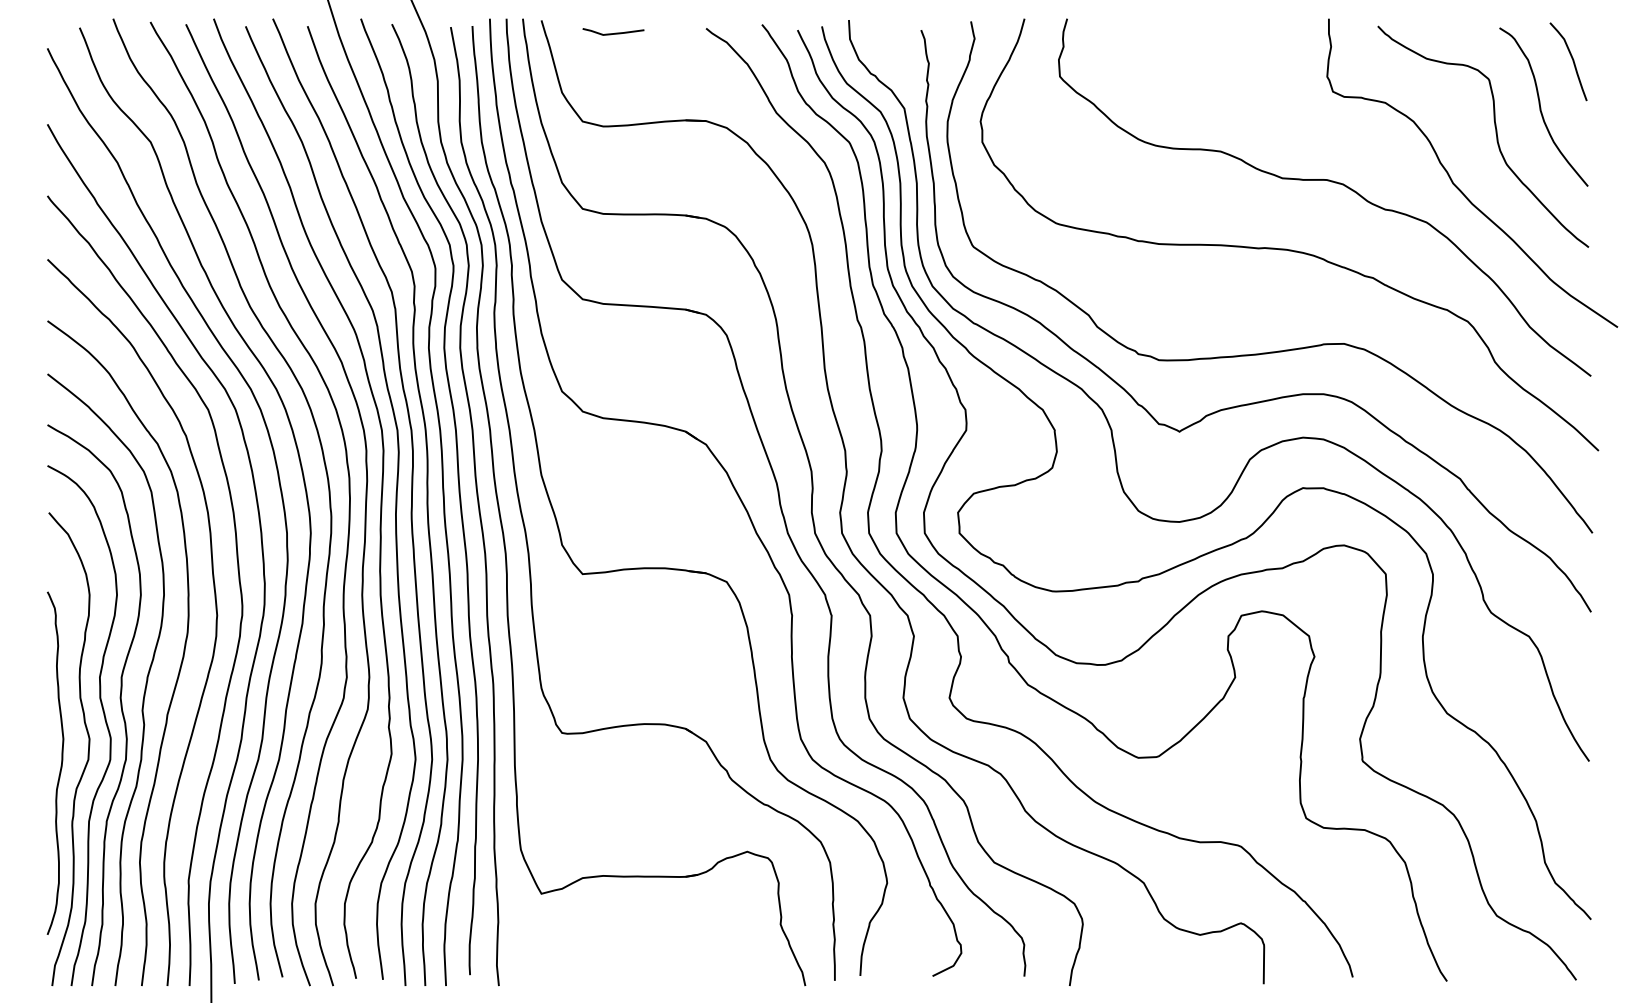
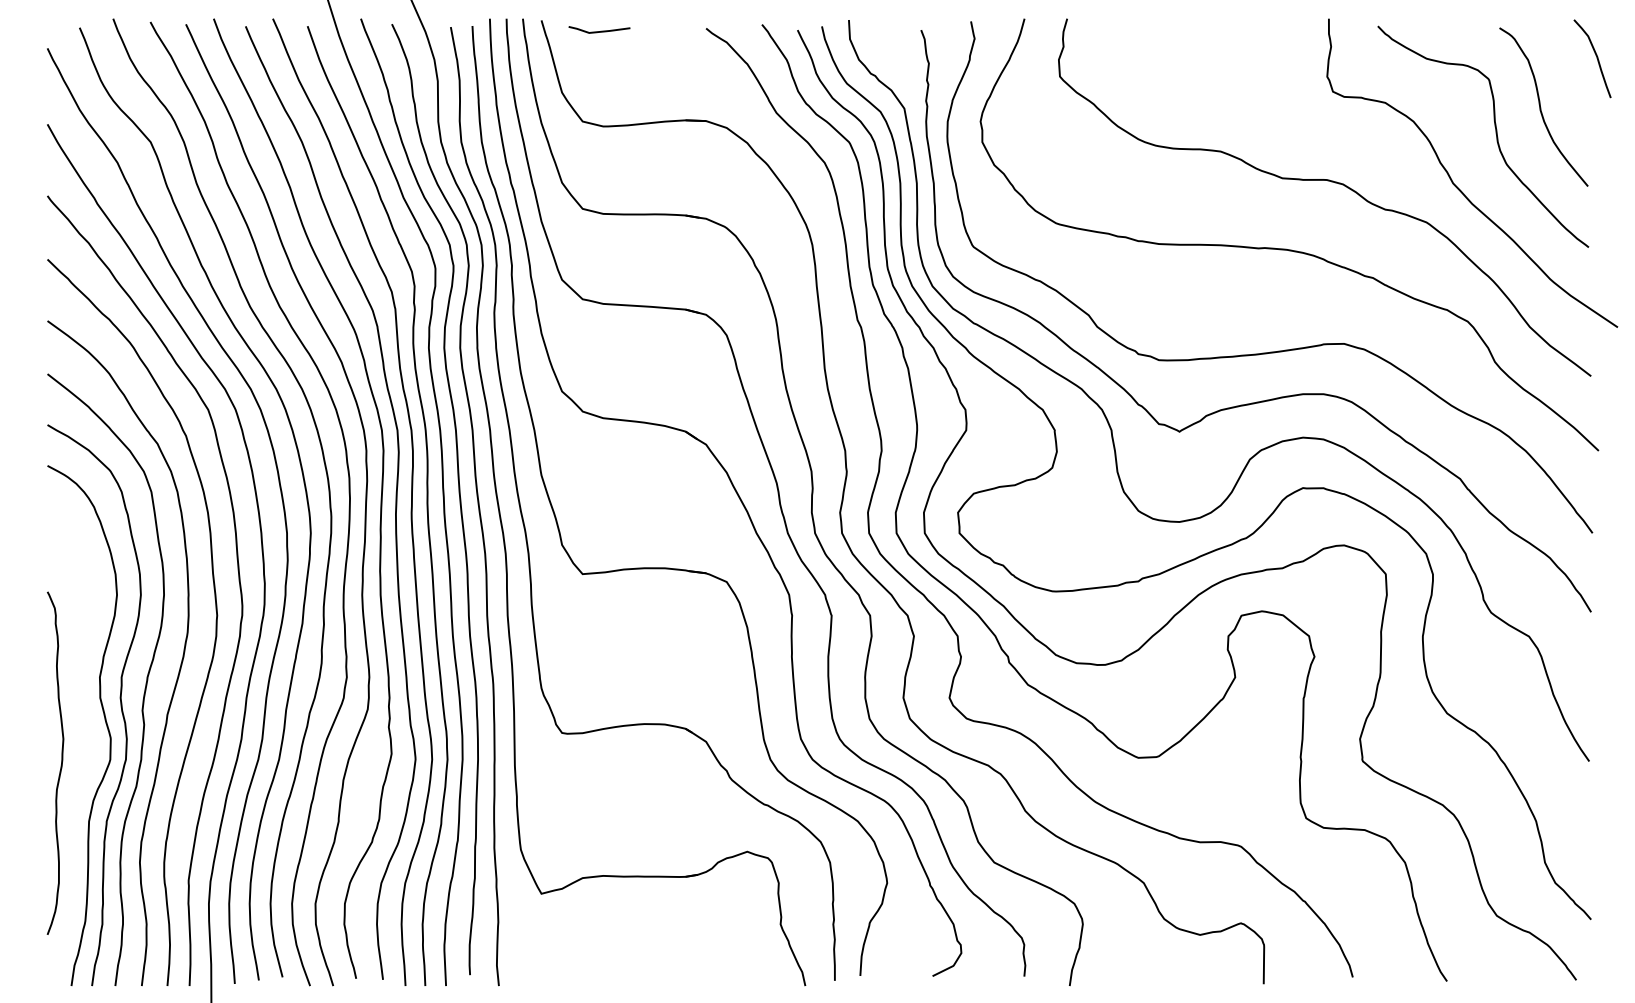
line position: (613, 33) -> (599, 31) (599, 31)
curve position: (1572, 61) -> (1596, 58) (1596, 58)
curve: present -> none (87, 752)
